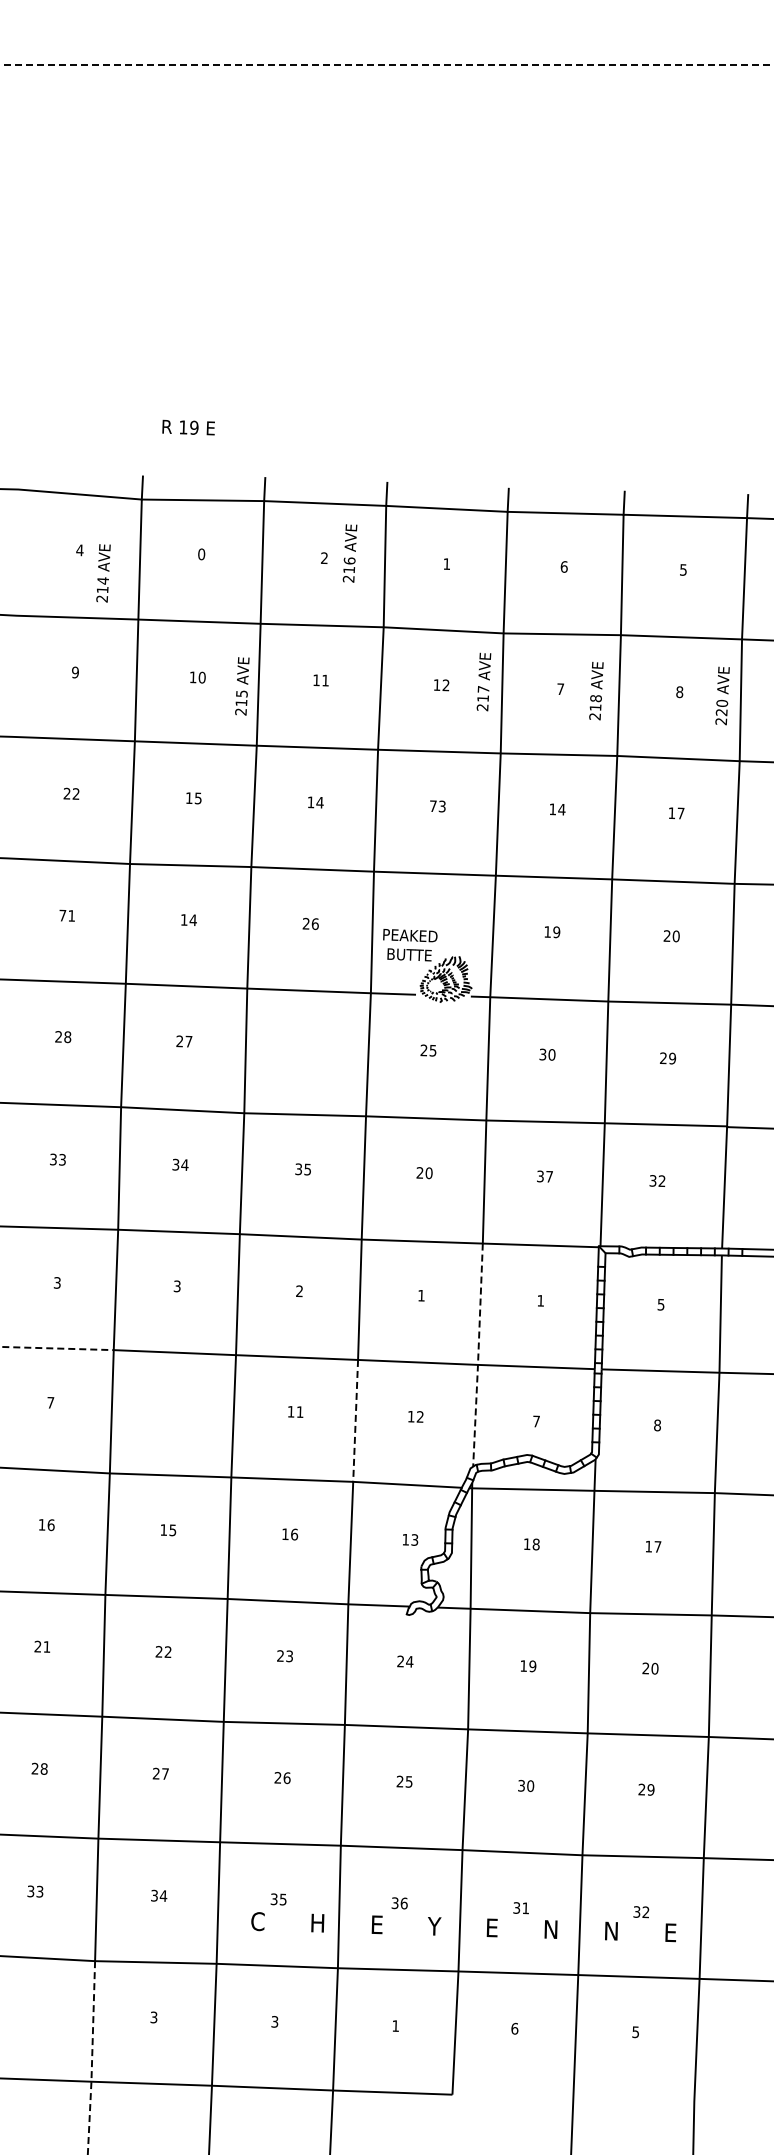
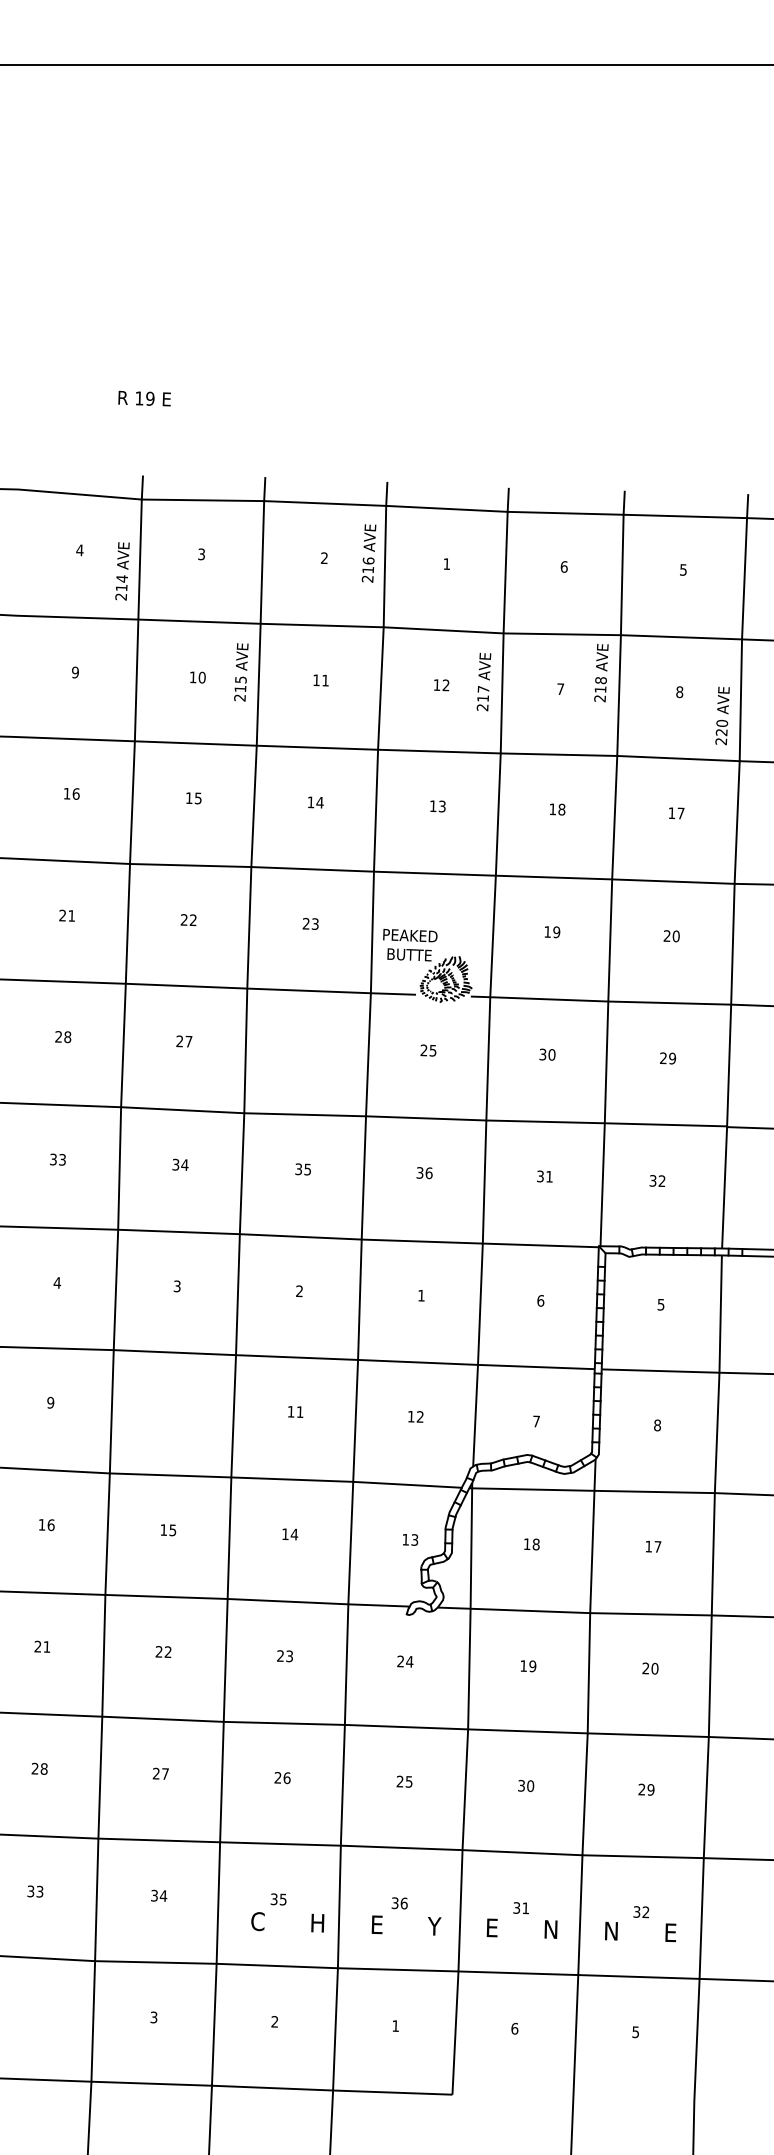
line: dashed -> solid (387, 64)
text position: (188, 427) -> (144, 398) (144, 398)
text position: (349, 553) -> (368, 553) (368, 553)
text: 0 -> 3 (201, 554)
text position: (103, 573) -> (122, 571) (122, 571)
text position: (242, 686) -> (241, 672) (241, 672)
text position: (596, 691) -> (601, 673) (601, 673)
text position: (722, 695) -> (722, 715) (722, 715)
text: 22 -> 16 (71, 793)
text: 73 -> 13 (433, 806)
text: 14 -> 18 (561, 809)
text: 71 -> 21 (62, 915)
text: 14 -> 22 (188, 919)
text: 26 -> 23 (314, 923)
text: 20 -> 36 (424, 1172)
text: 37 -> 31 (549, 1176)
text: 3 -> 4 (57, 1282)
text: 1 -> 6 (540, 1300)
line: dashed -> solid (57, 1348)
line: dashed -> solid (478, 1355)
text: 7 -> 9 (50, 1402)
line: dashed -> solid (355, 1421)
text: 16 -> 14 (294, 1534)
text: 3 -> 2 (274, 2021)
line: dashed -> solid (92, 2058)
